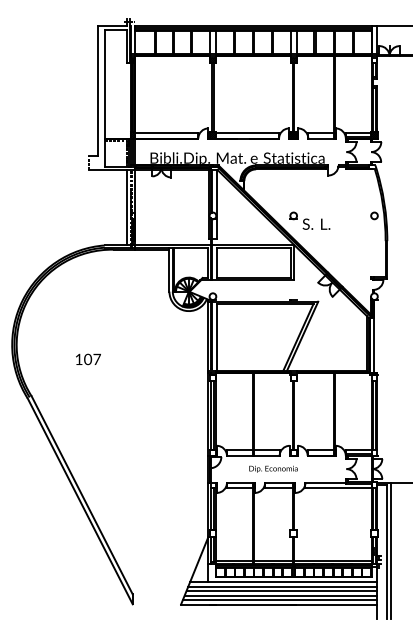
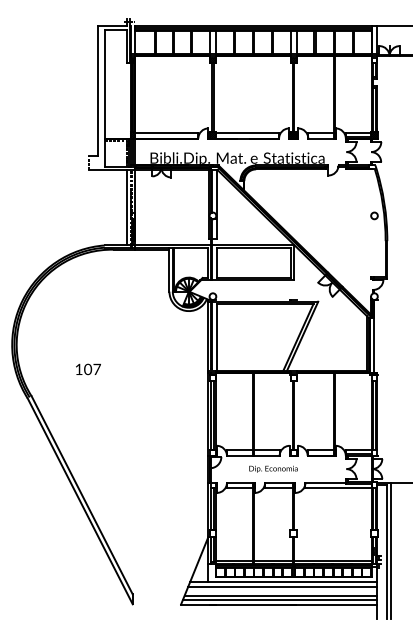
part: present -> none (309, 220)
text position: (88, 359) -> (88, 369) (88, 369)
line: present -> none (281, 591)
